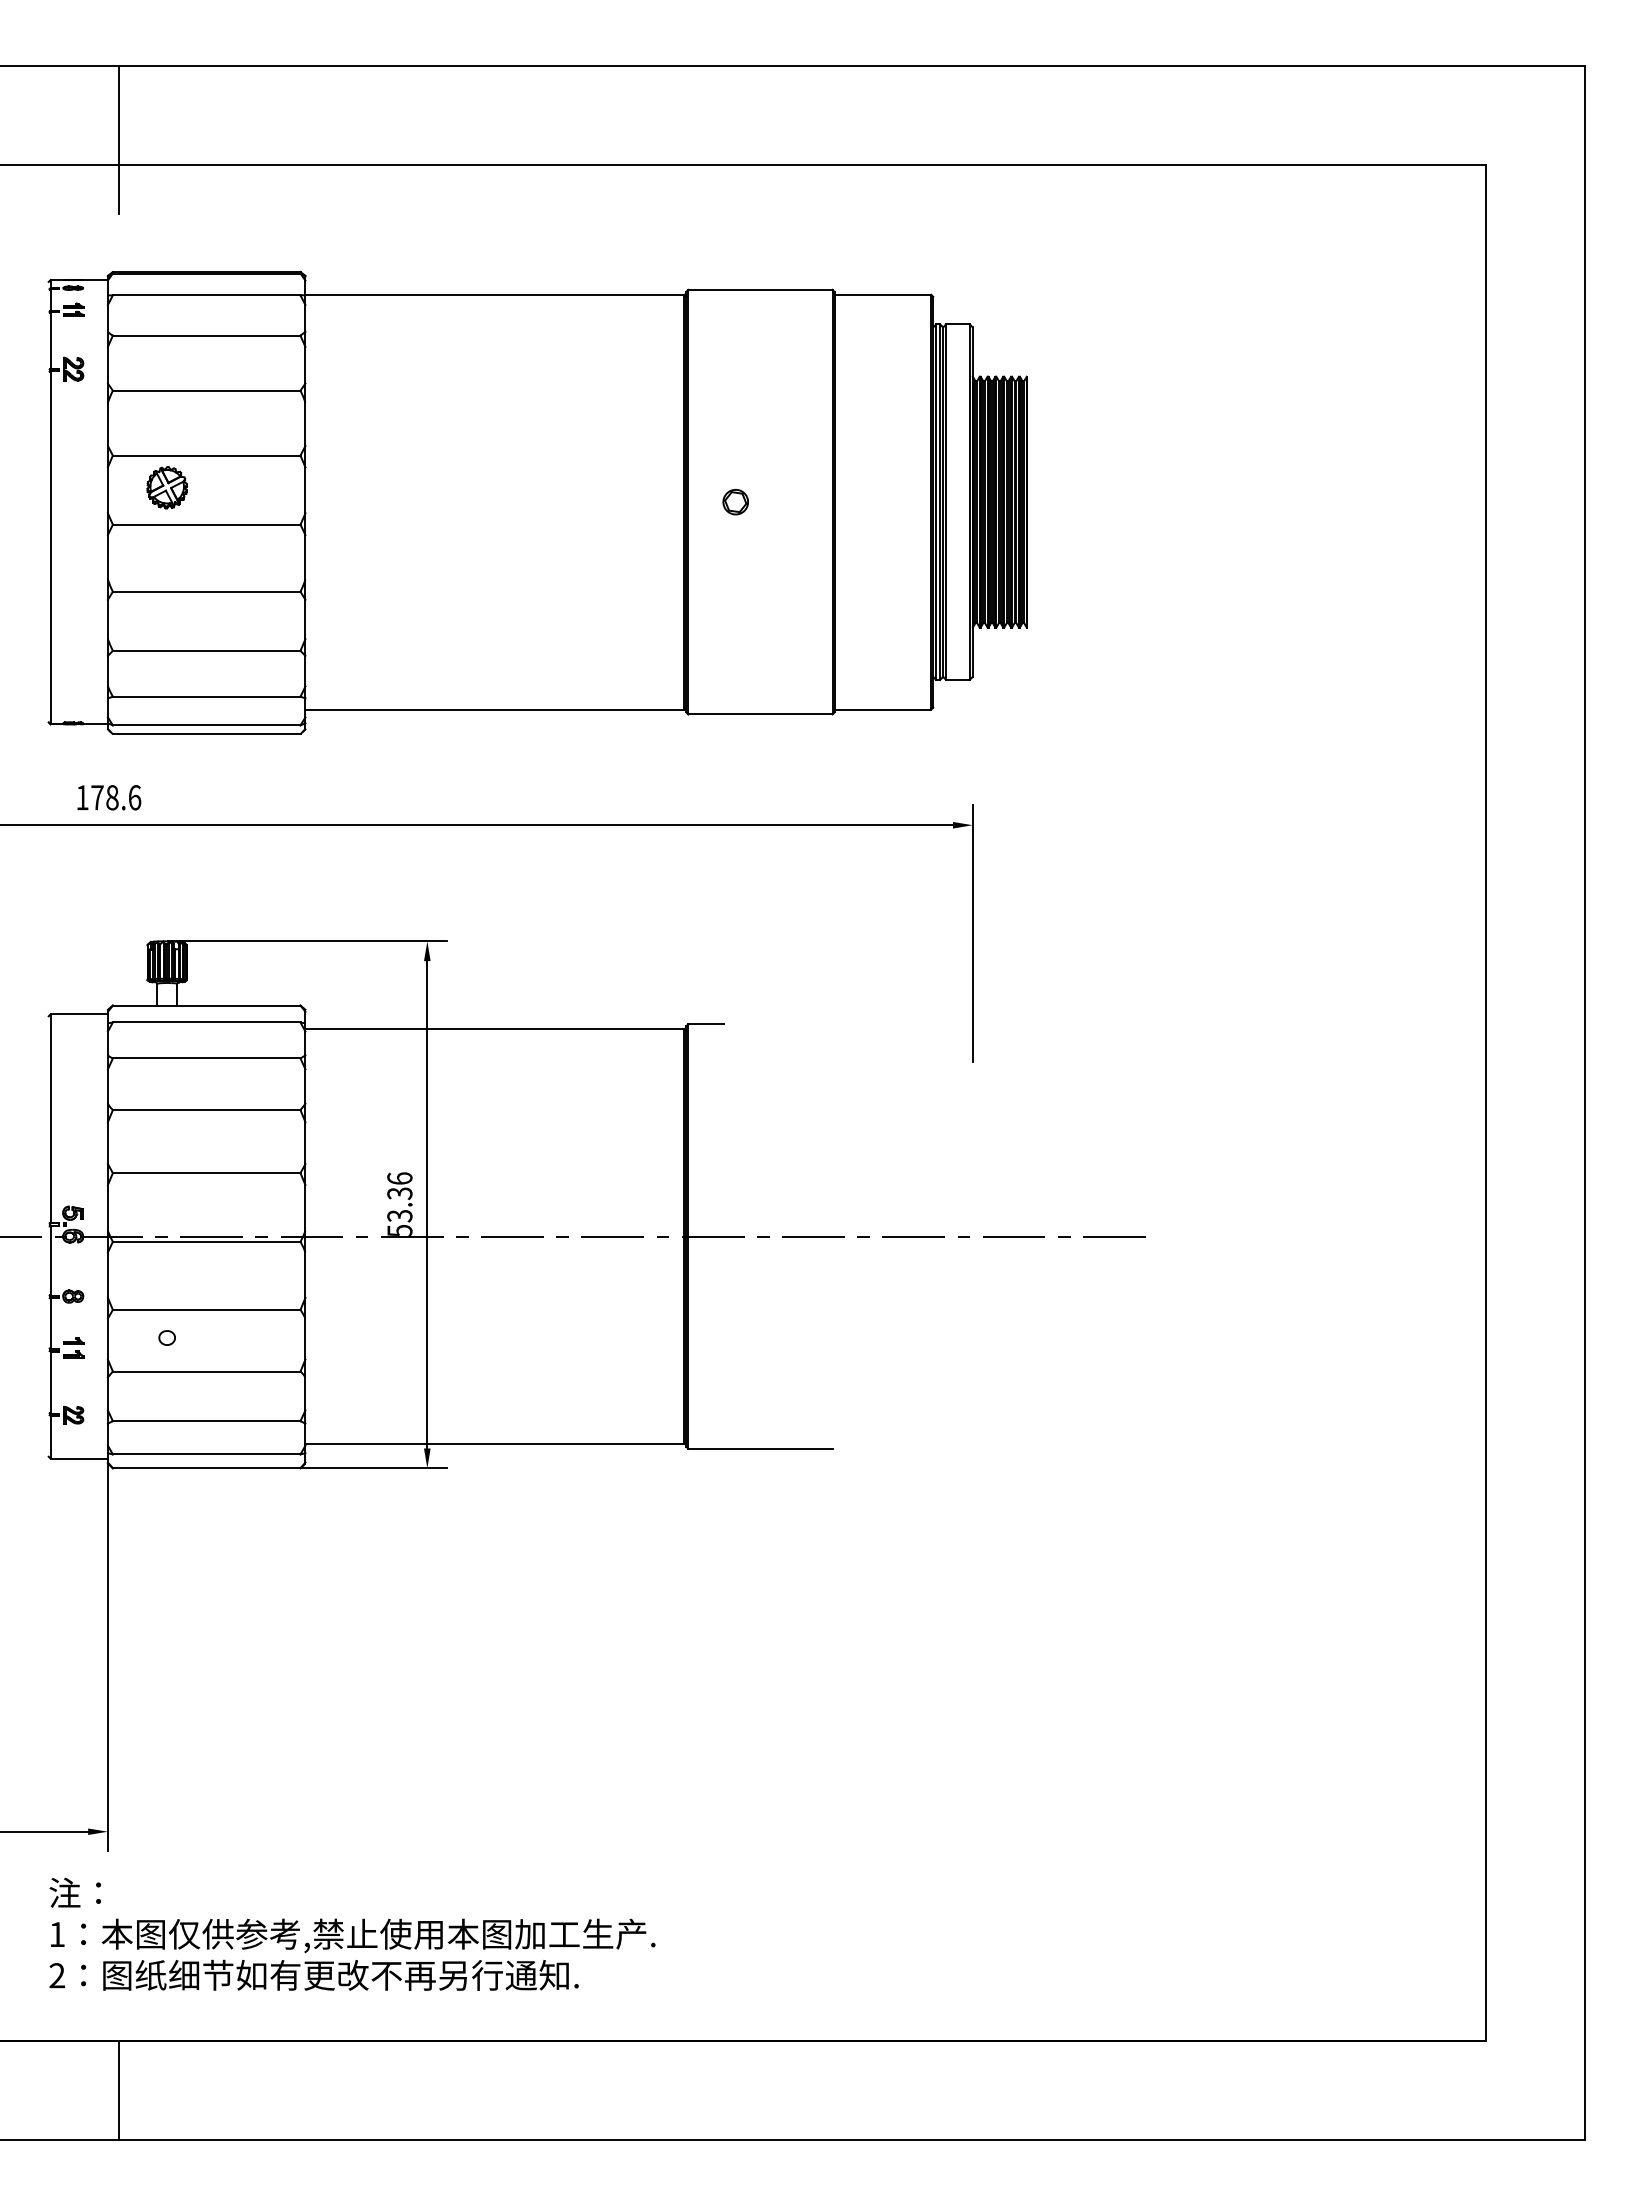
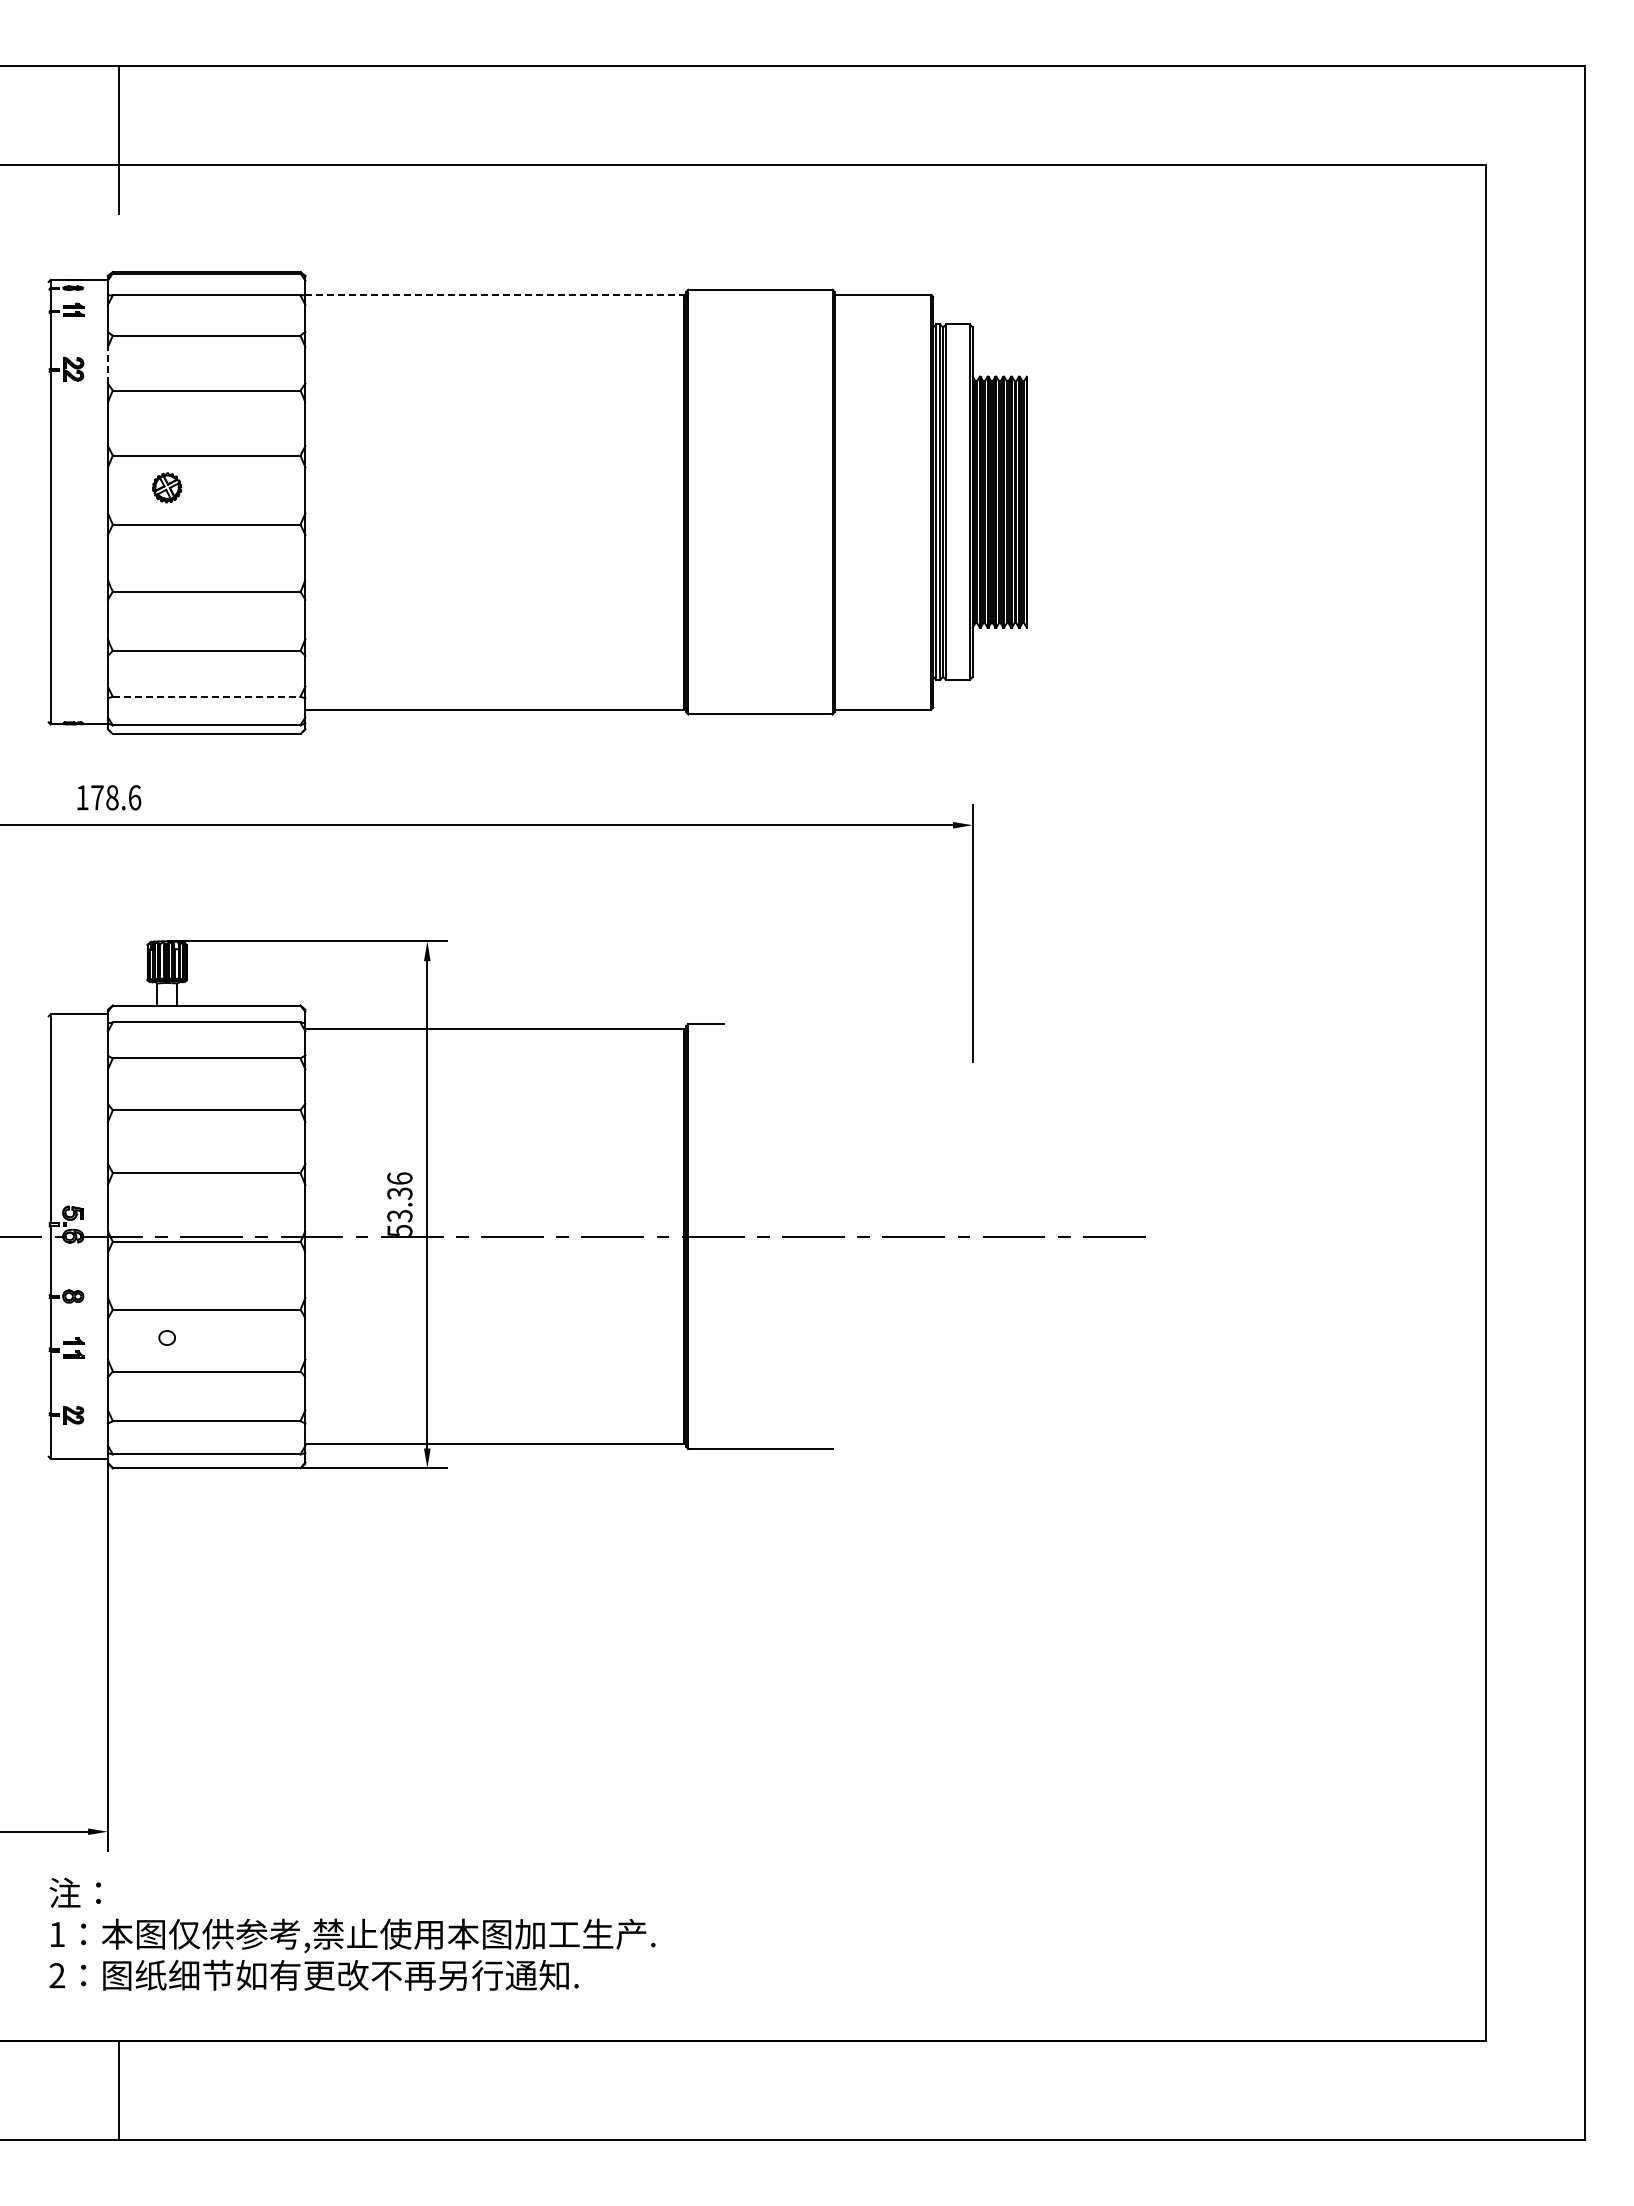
line: solid -> dashed (495, 294)
line: solid -> dashed (107, 364)
part size: 42x44 px -> 30x32 px (166, 487)
part: present -> none (735, 502)
line: solid -> dashed (206, 696)
